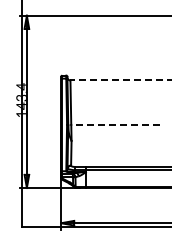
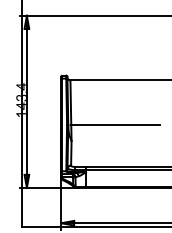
line: dashed -> solid (120, 80)
line: dashed -> solid (115, 124)
